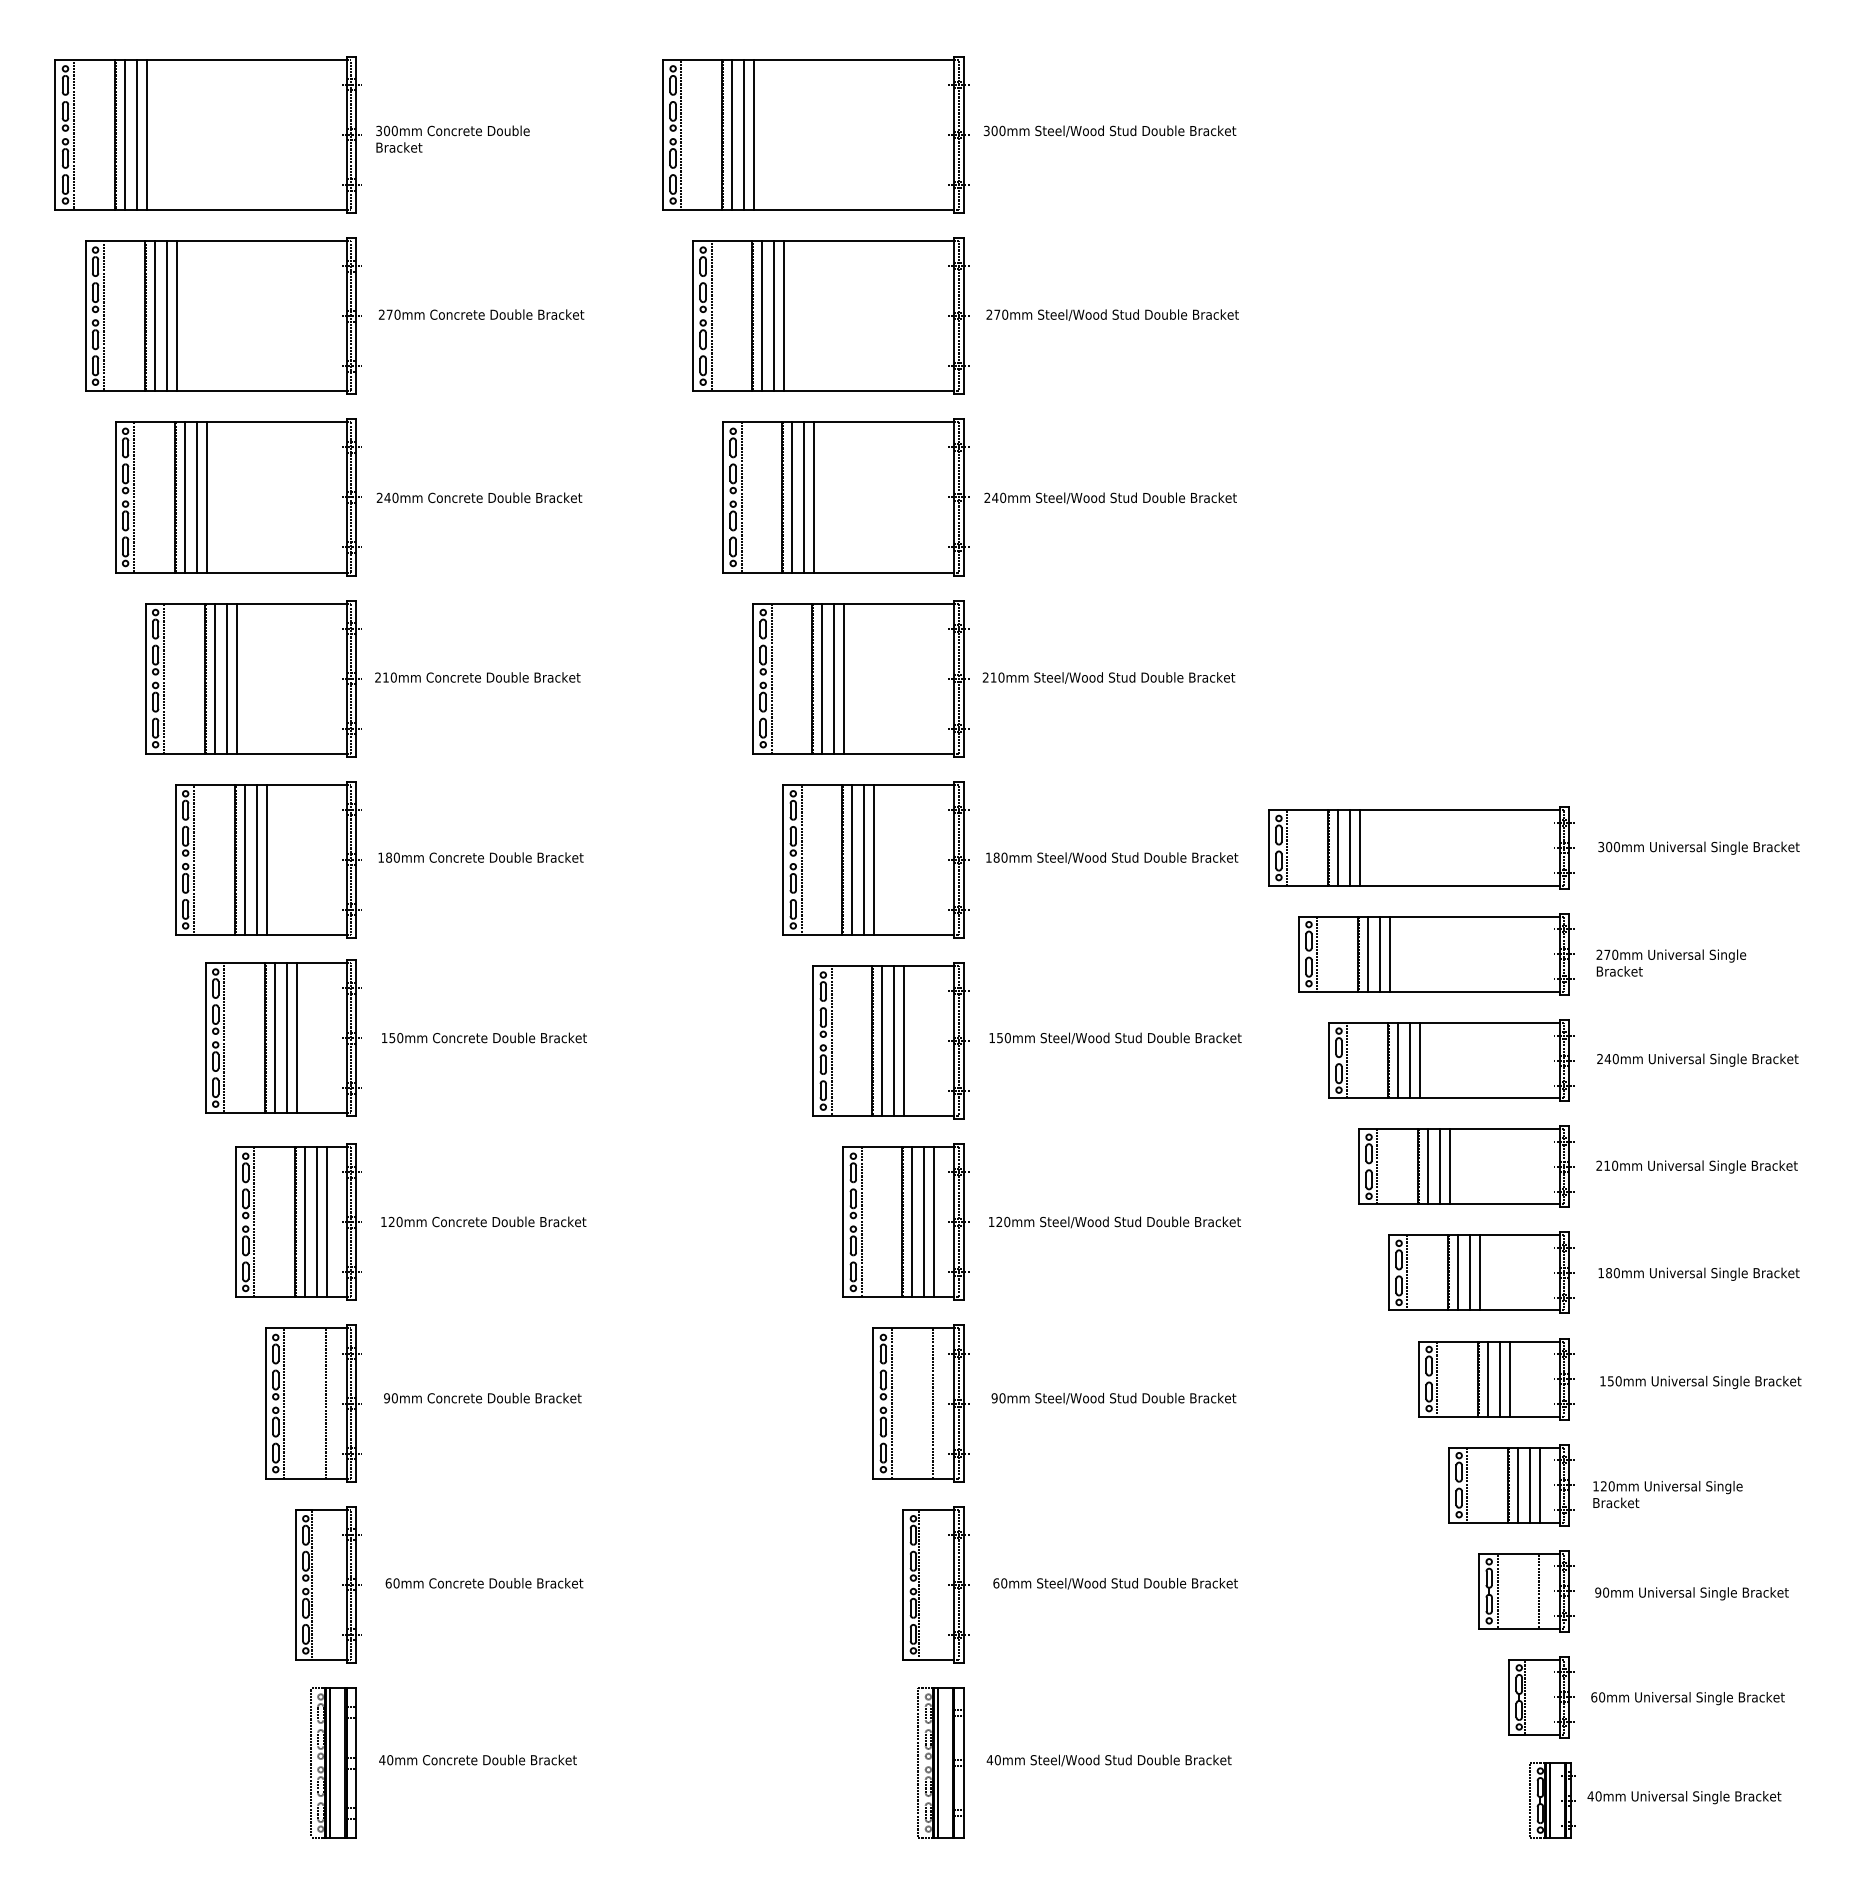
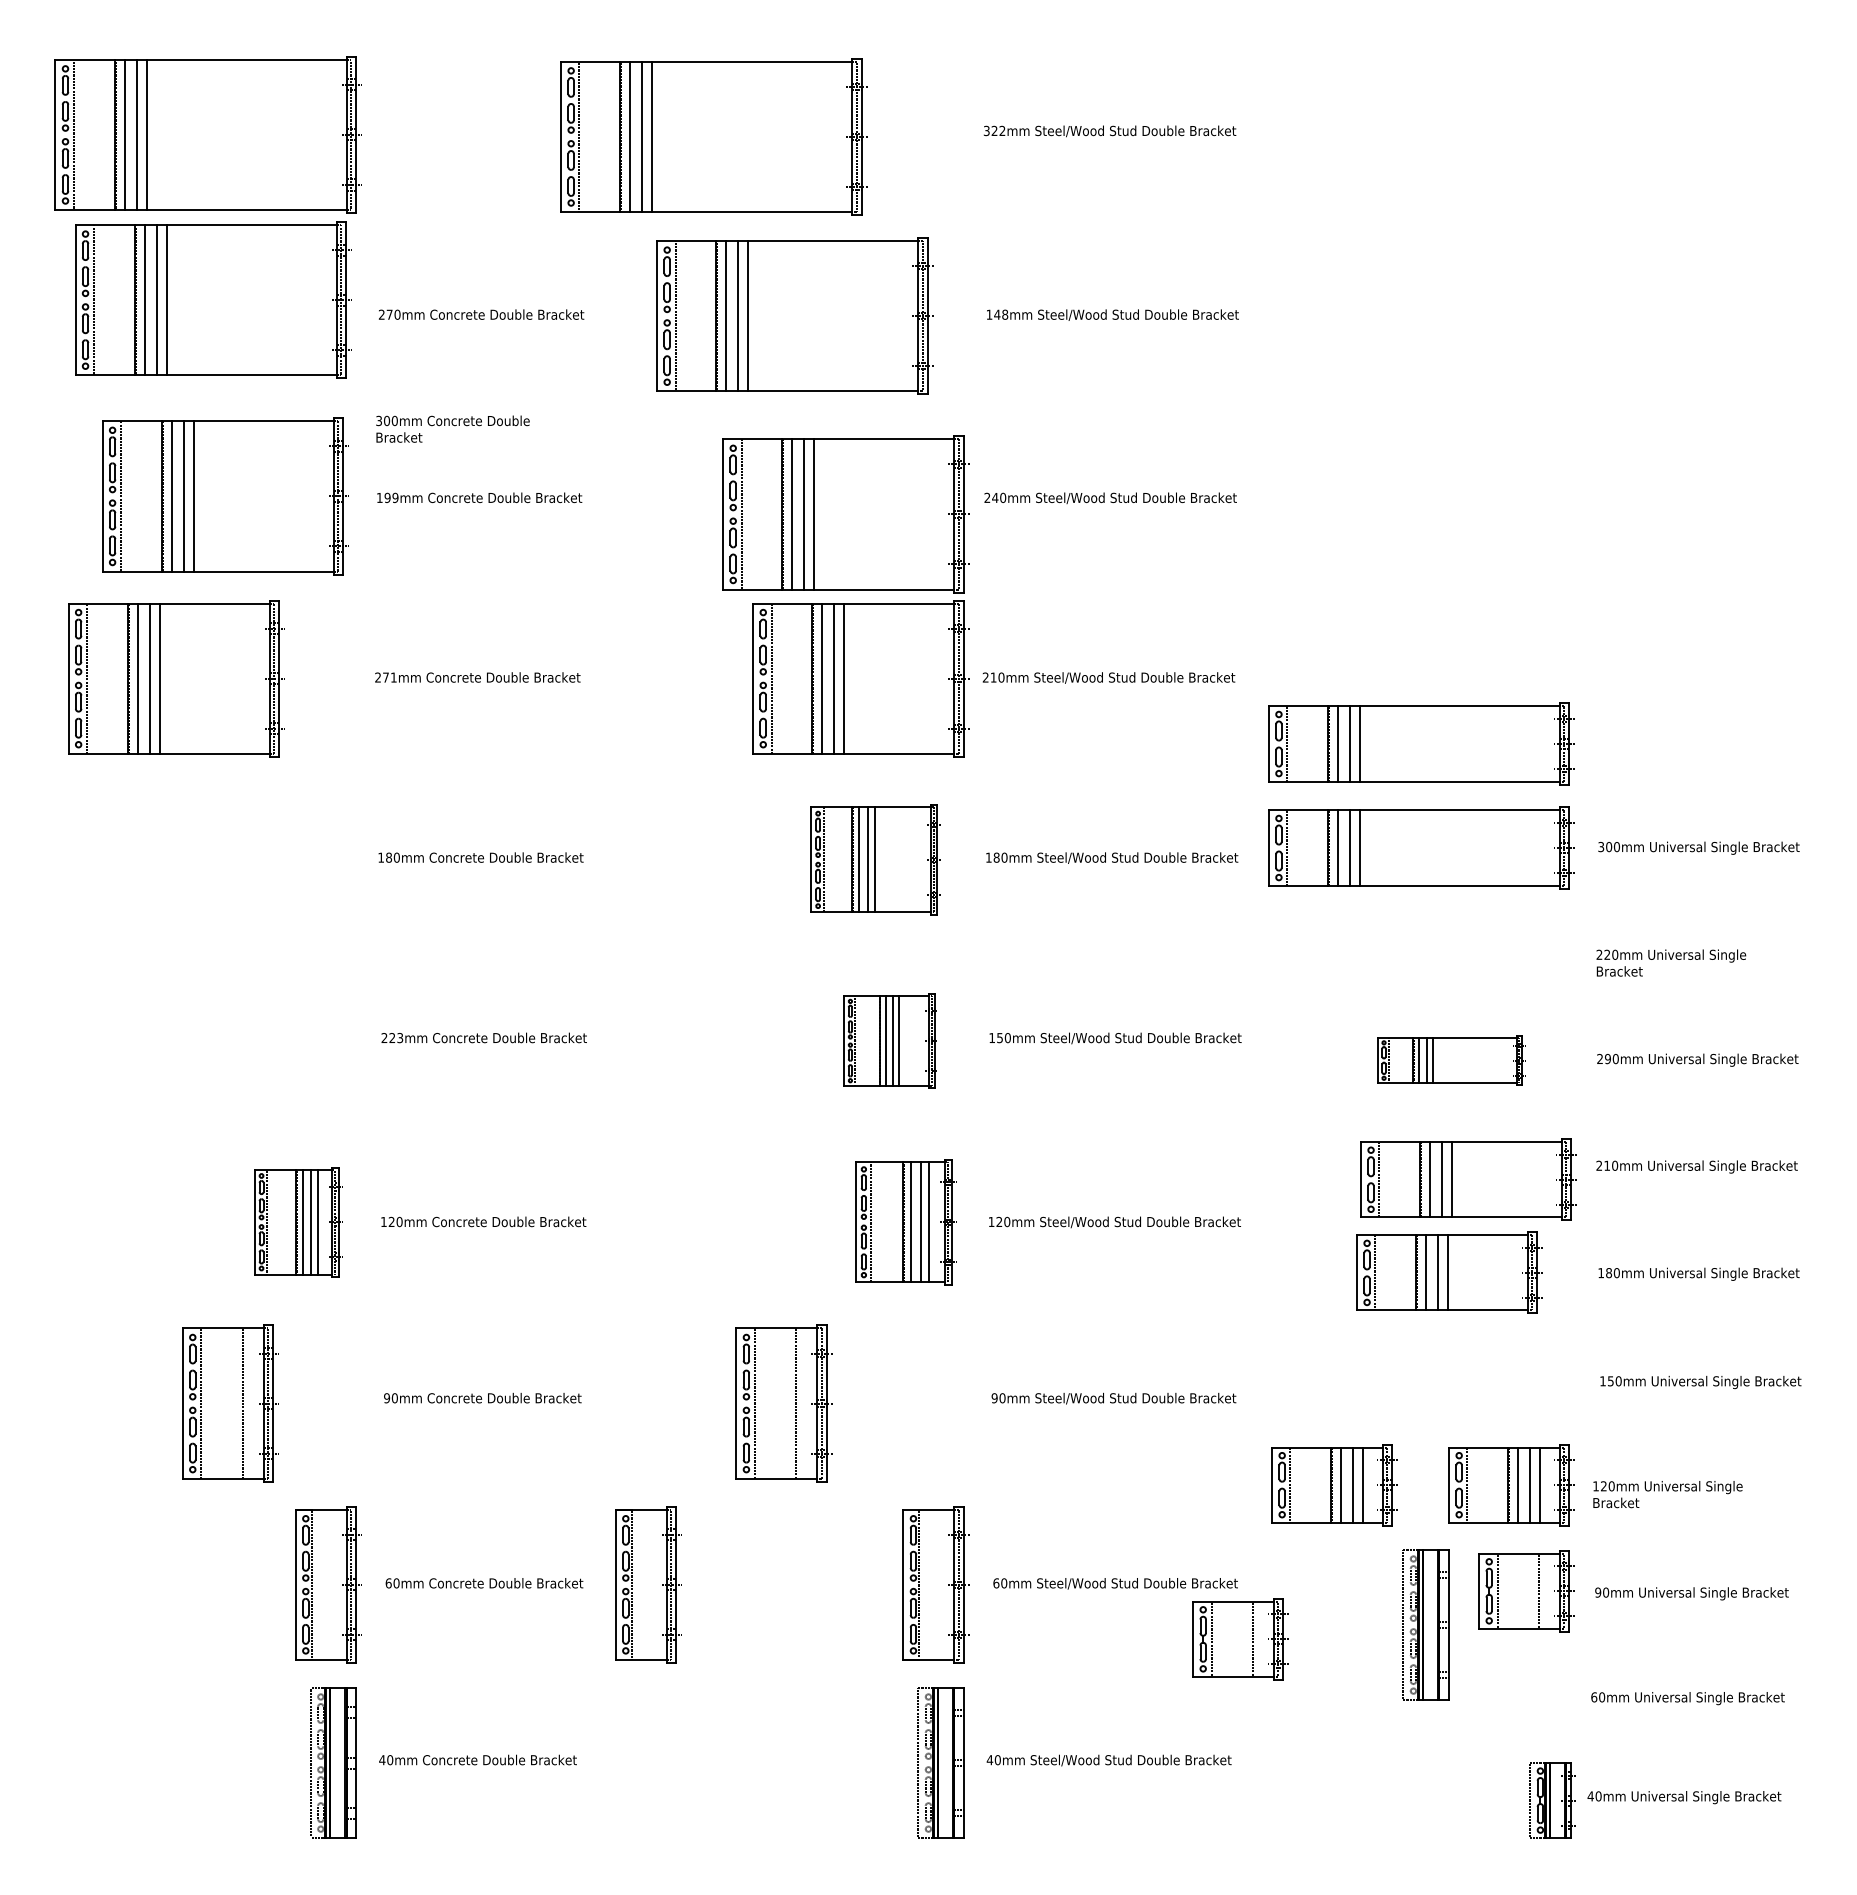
text: 300mm -> 322mm (998, 130)
part position: (815, 134) -> (713, 136) (713, 136)
text position: (452, 138) -> (452, 428) (452, 428)
text: 270mm -> 148mm (997, 314)
part position: (223, 315) -> (213, 299) (213, 299)
part position: (830, 315) -> (794, 315) (794, 315)
part position: (238, 497) -> (225, 496) (225, 496)
text: 240mm -> 199mm (387, 497)
part position: (845, 497) -> (845, 514) (845, 514)
text: 210mm -> 271mm (389, 677)
part position: (253, 678) -> (176, 678) (176, 678)
part: none -> present (1421, 743)
part: present -> none (268, 859)
part size: 188x158 px -> 131x112 px (875, 859)
part: present -> none (1436, 954)
text: 270mm -> 220mm (1607, 954)
part: present -> none (283, 1037)
text: 150mm -> 223mm (392, 1038)
part size: 158x158 px -> 94x96 px (889, 1040)
text: 240mm -> 290mm (1607, 1059)
part size: 247x83 px -> 149x51 px (1451, 1060)
part position: (1466, 1166) -> (1468, 1179) (1468, 1179)
part size: 127x158 px -> 89x111 px (298, 1222)
part size: 128x158 px -> 102x127 px (905, 1222)
part position: (1481, 1272) -> (1449, 1272) (1449, 1272)
part: present -> none (1496, 1379)
part position: (313, 1403) -> (230, 1403) (230, 1403)
part position: (920, 1403) -> (783, 1403) (783, 1403)
part: none -> present (1334, 1485)
part: none -> present (648, 1584)
part: none -> present (1425, 1624)
part: none -> present (1240, 1639)
part: present -> none (1541, 1697)
